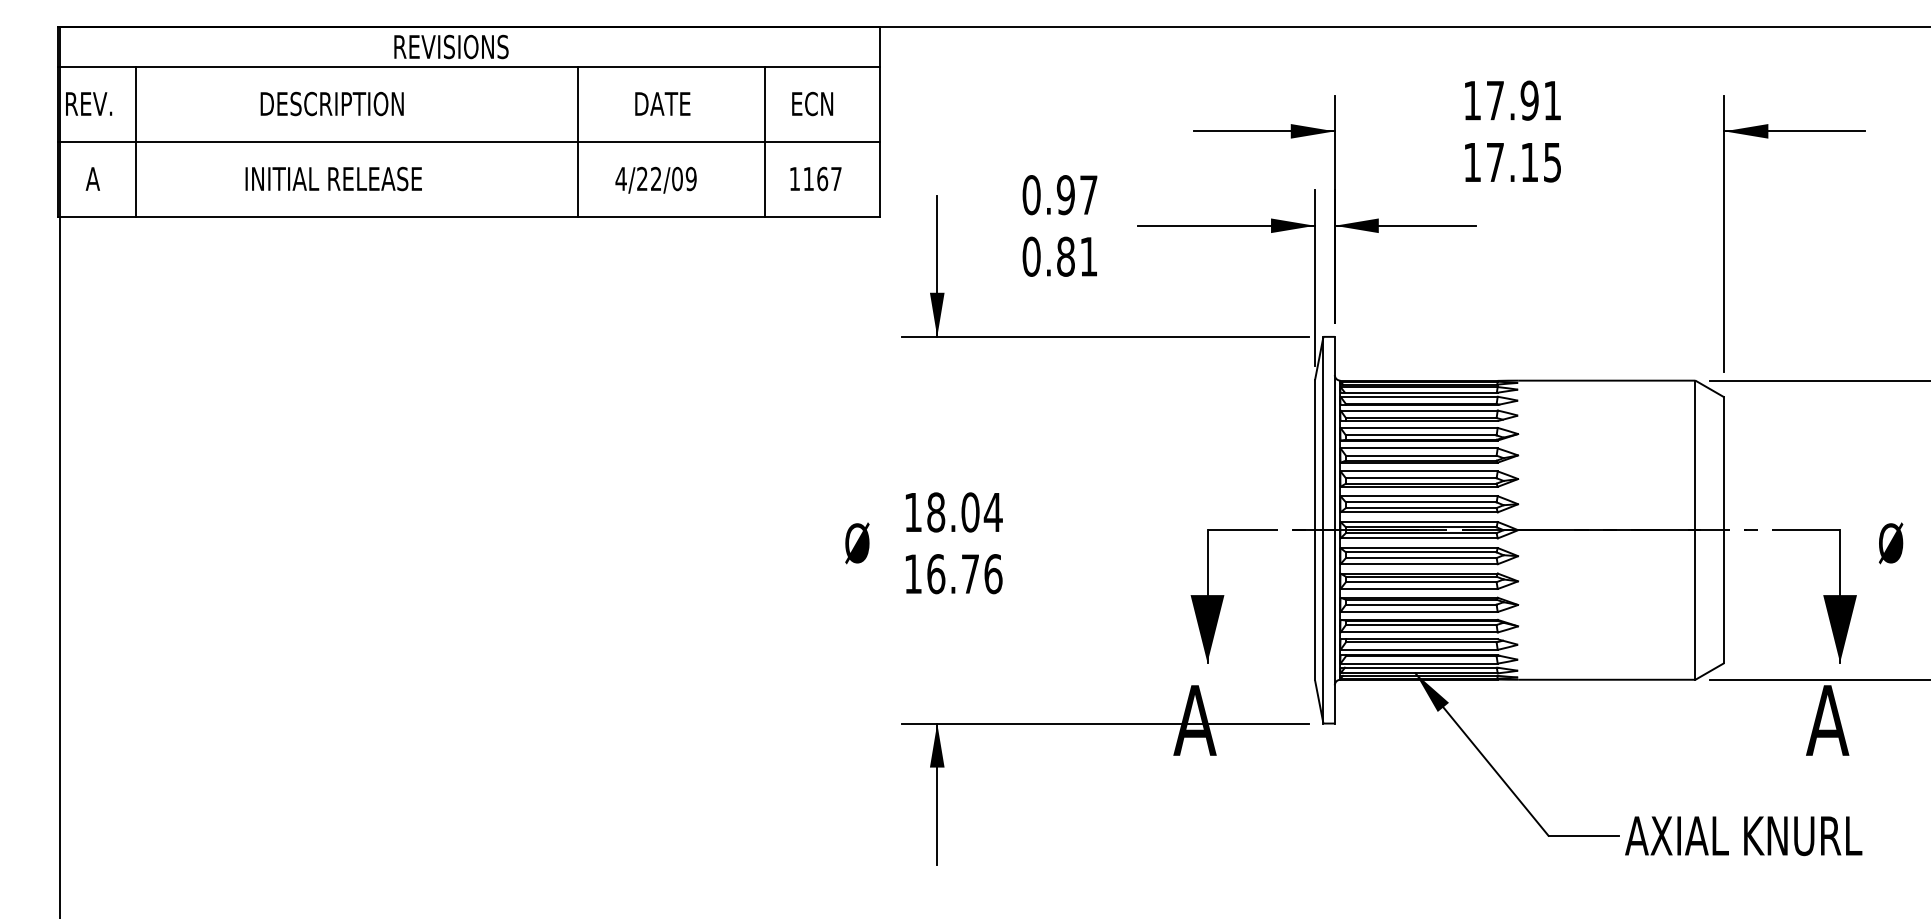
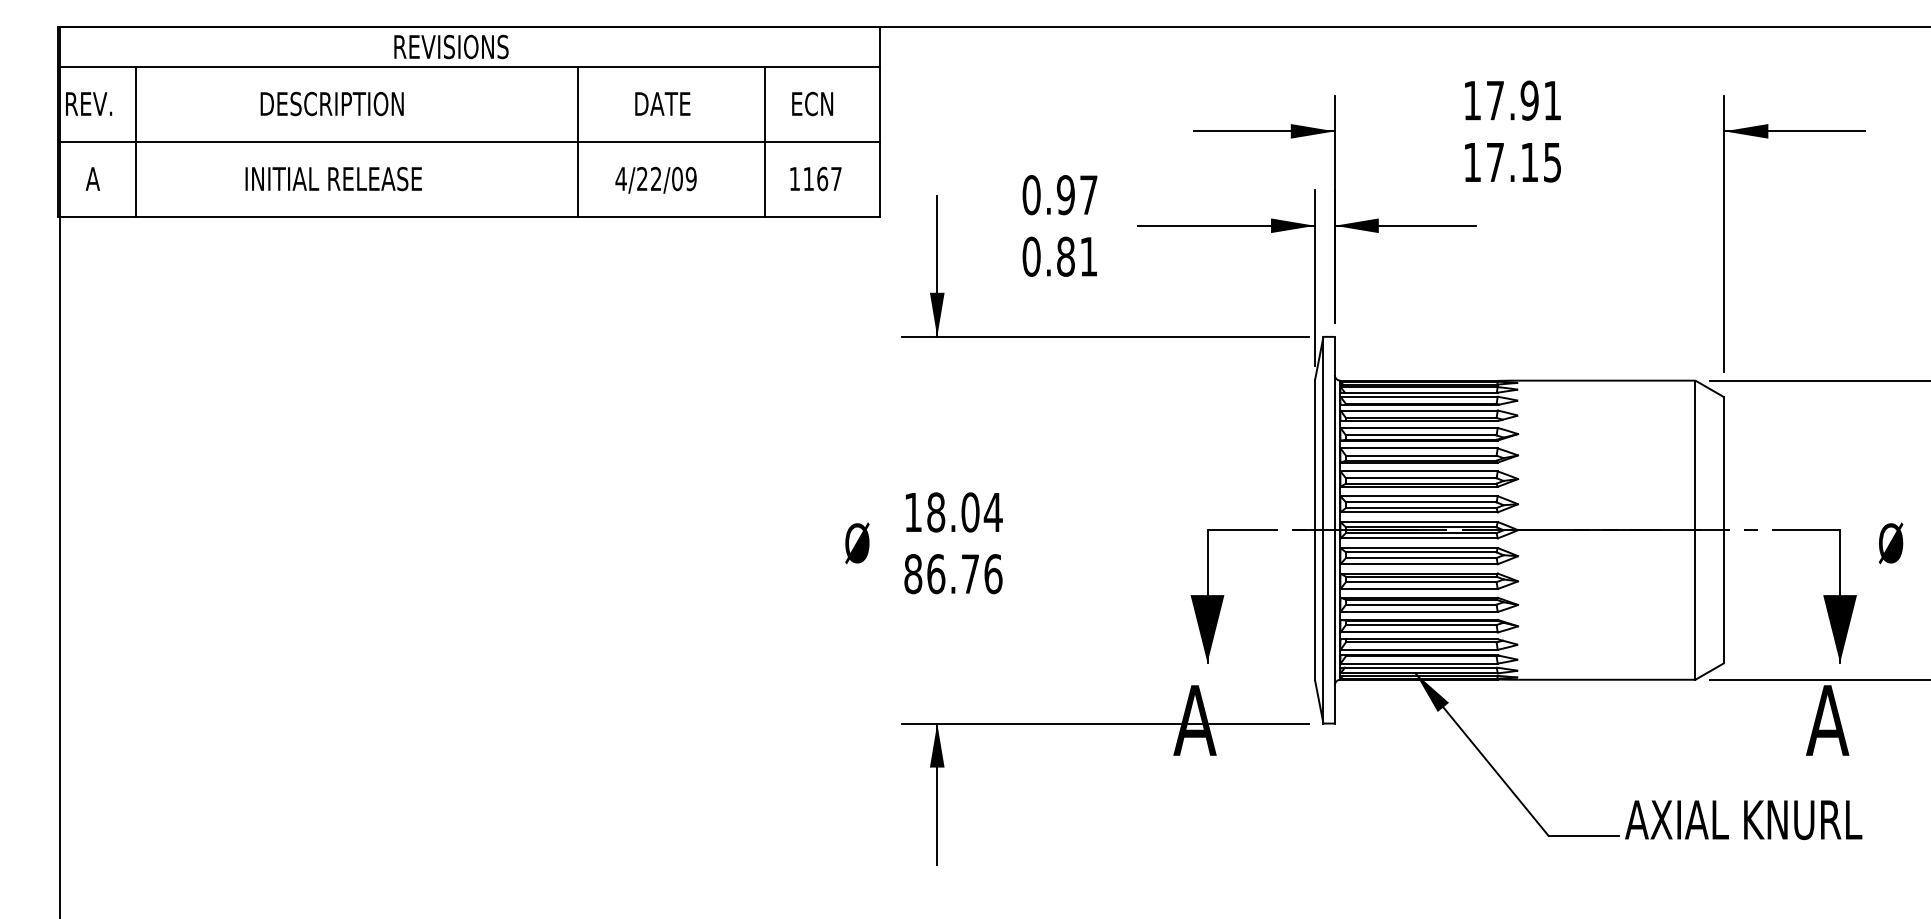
text: 16.76 -> 86.76 (913, 574)
text position: (1743, 836) -> (1743, 820) (1743, 820)
